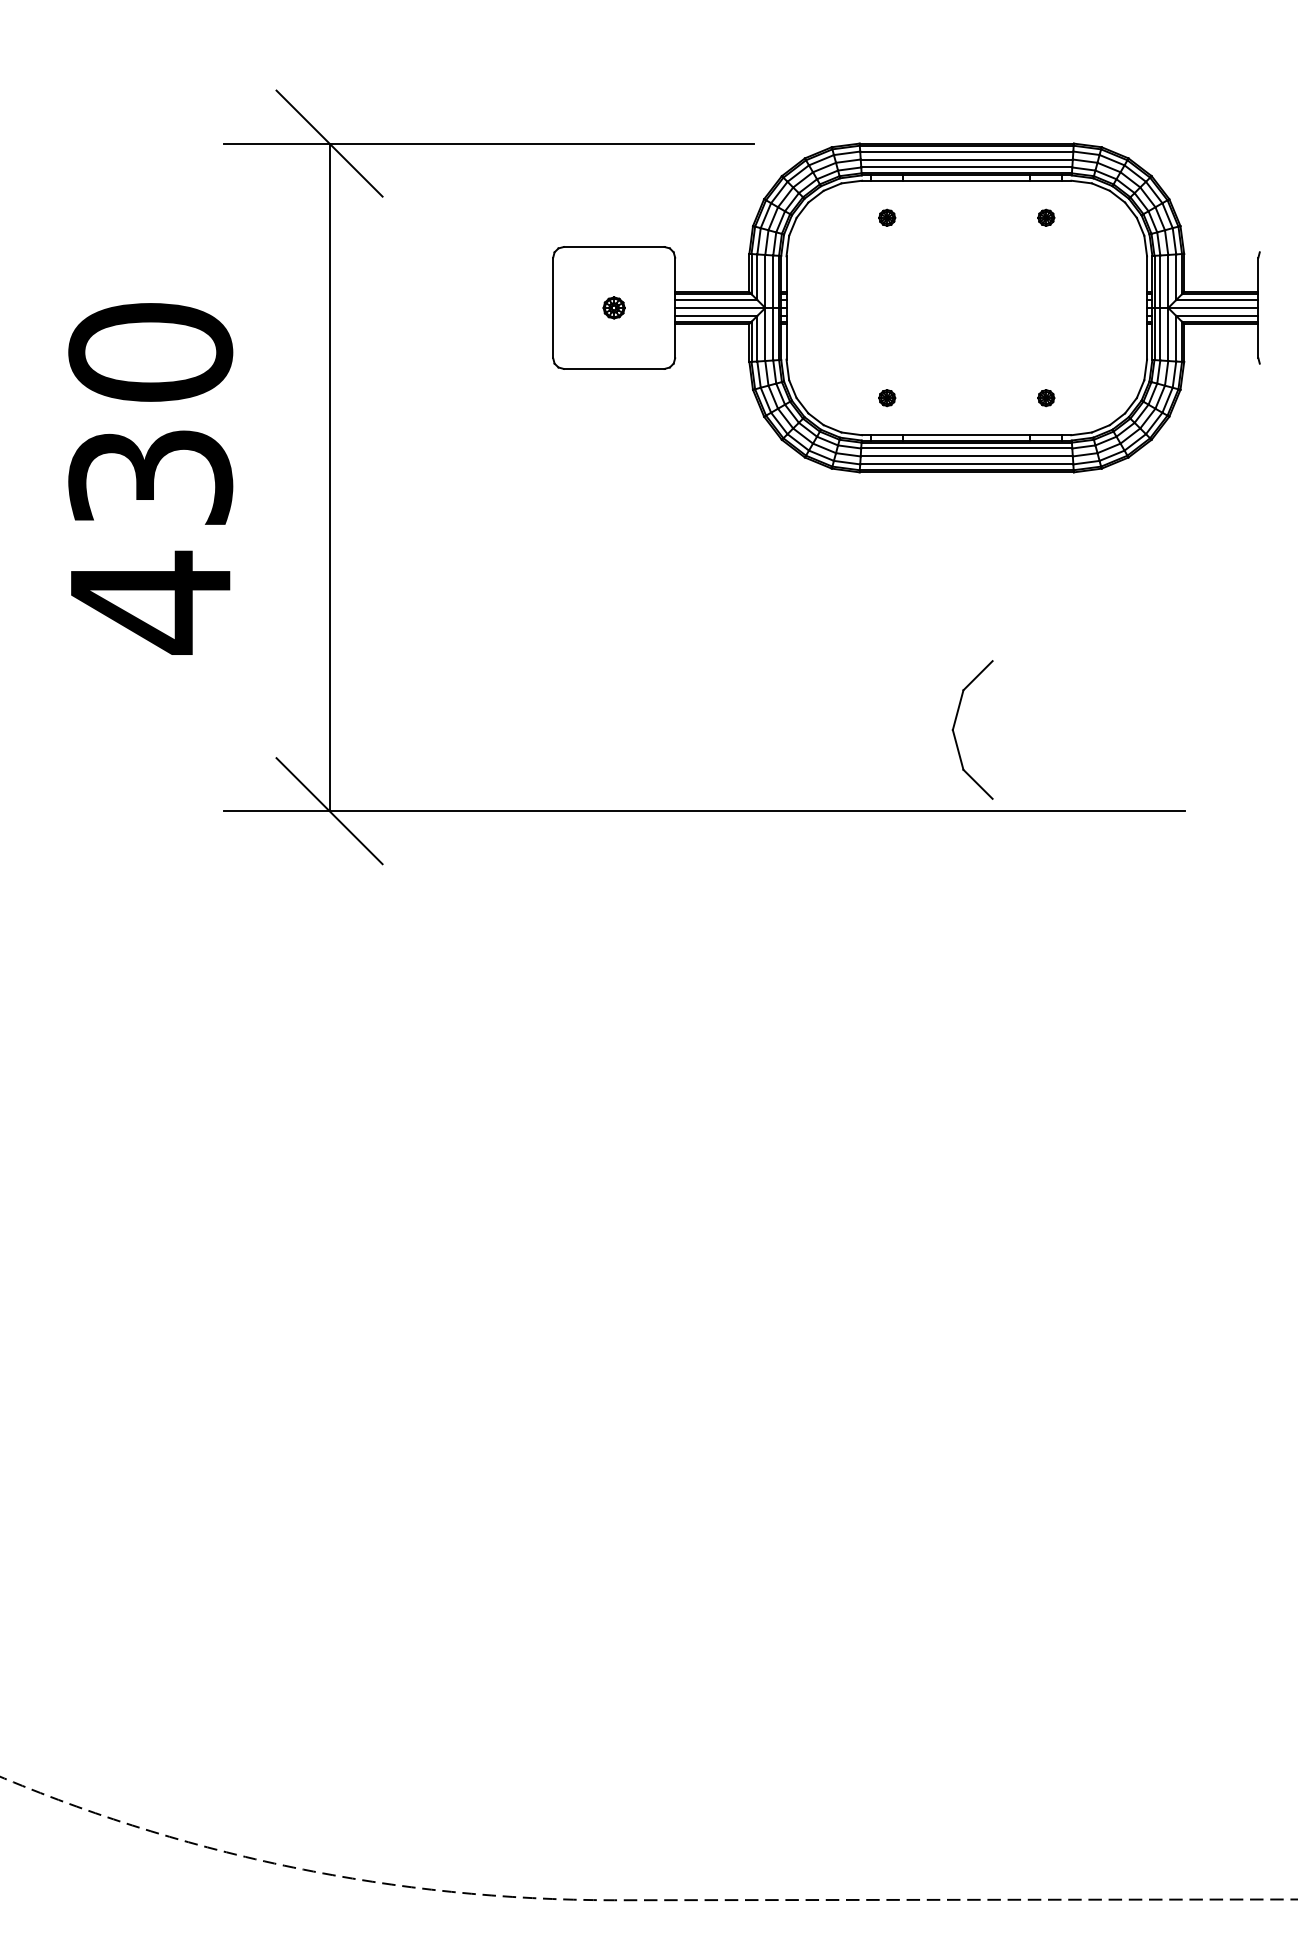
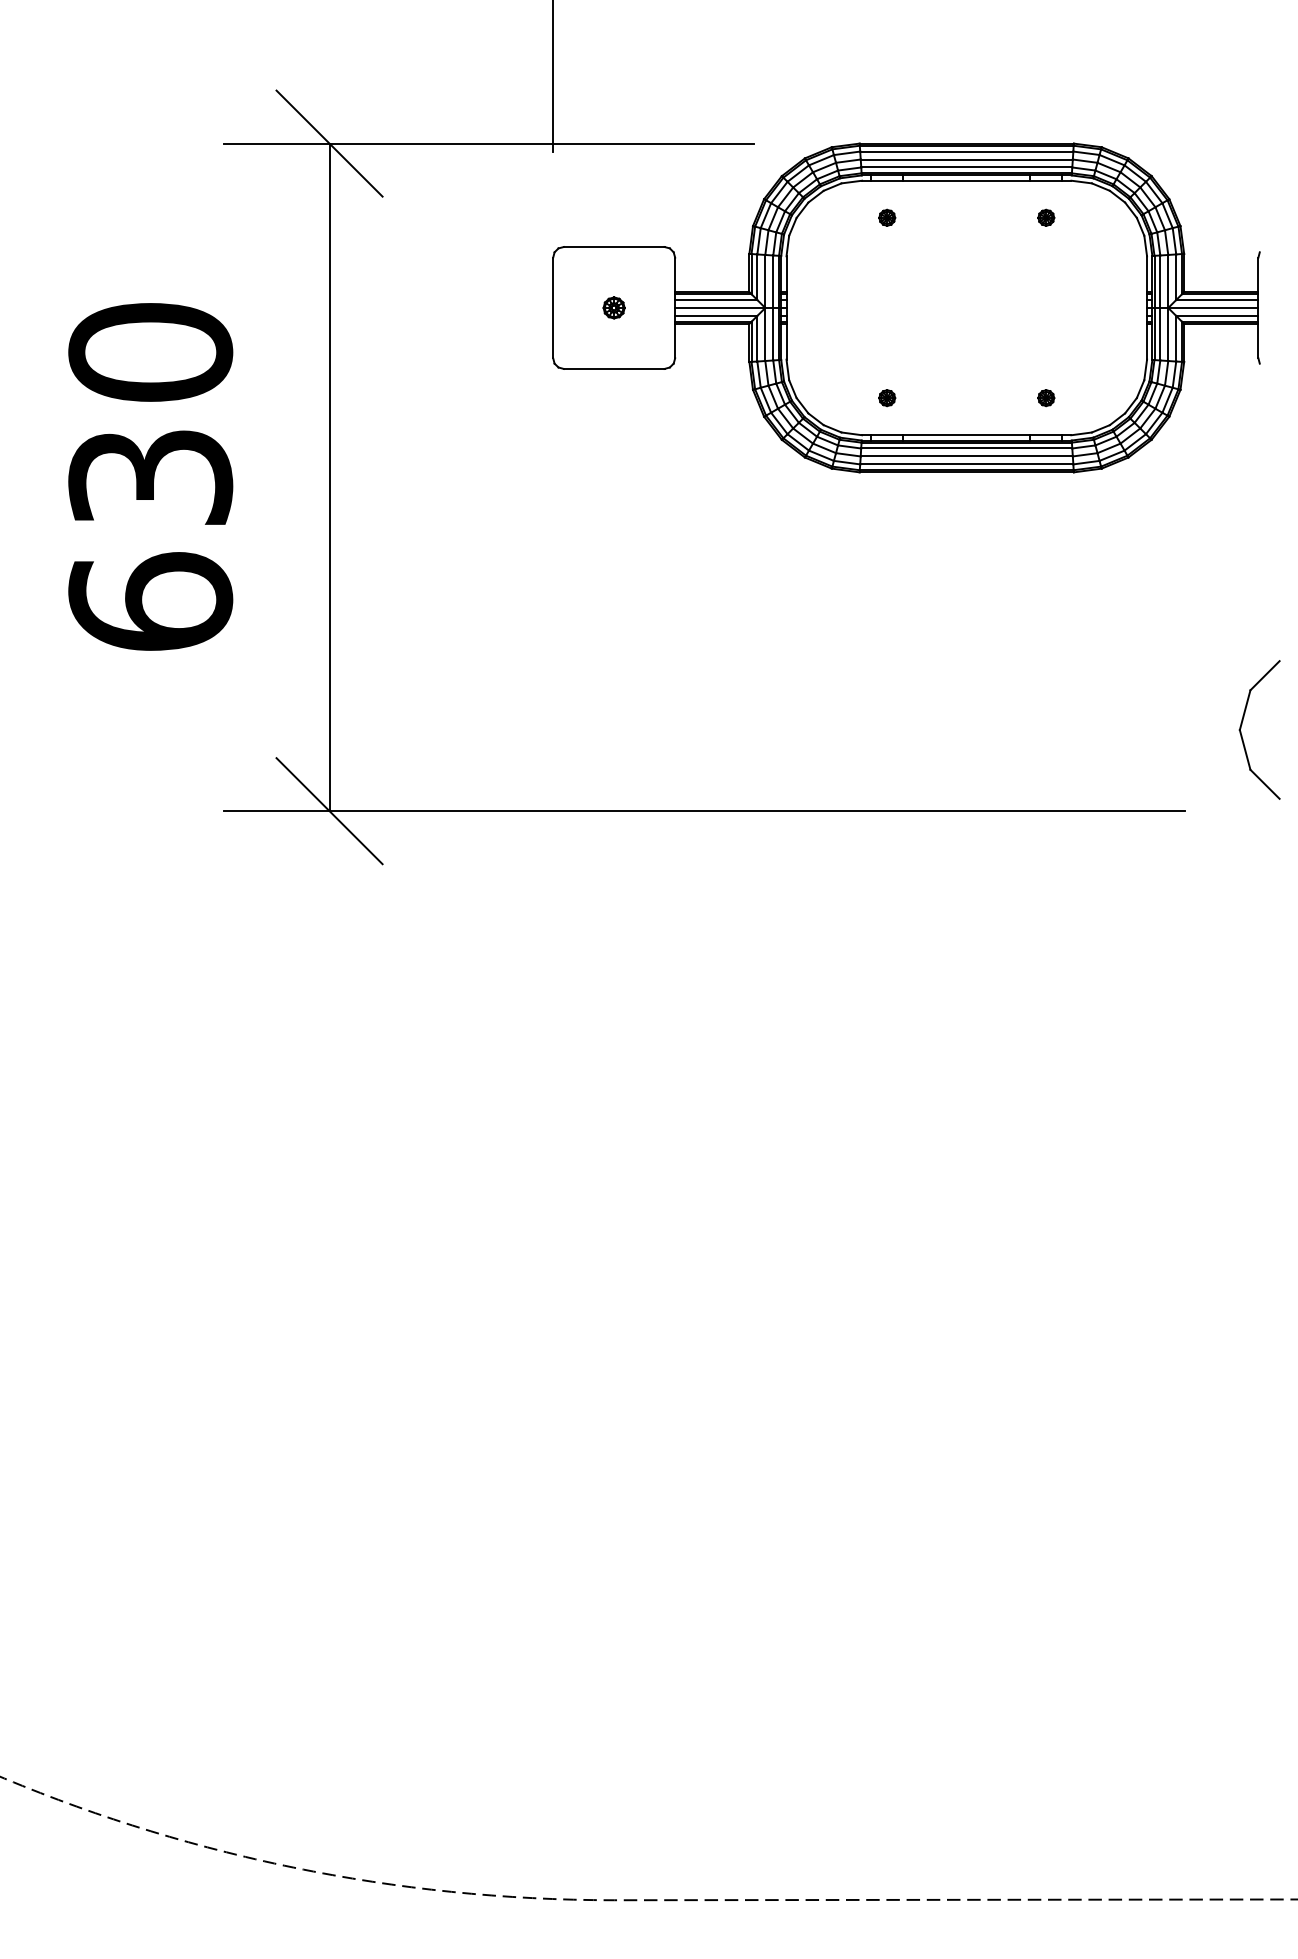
line: none -> present (553, 76)
text: 430 -> 630 (150, 602)
part position: (955, 724) -> (1242, 724) (1242, 724)
